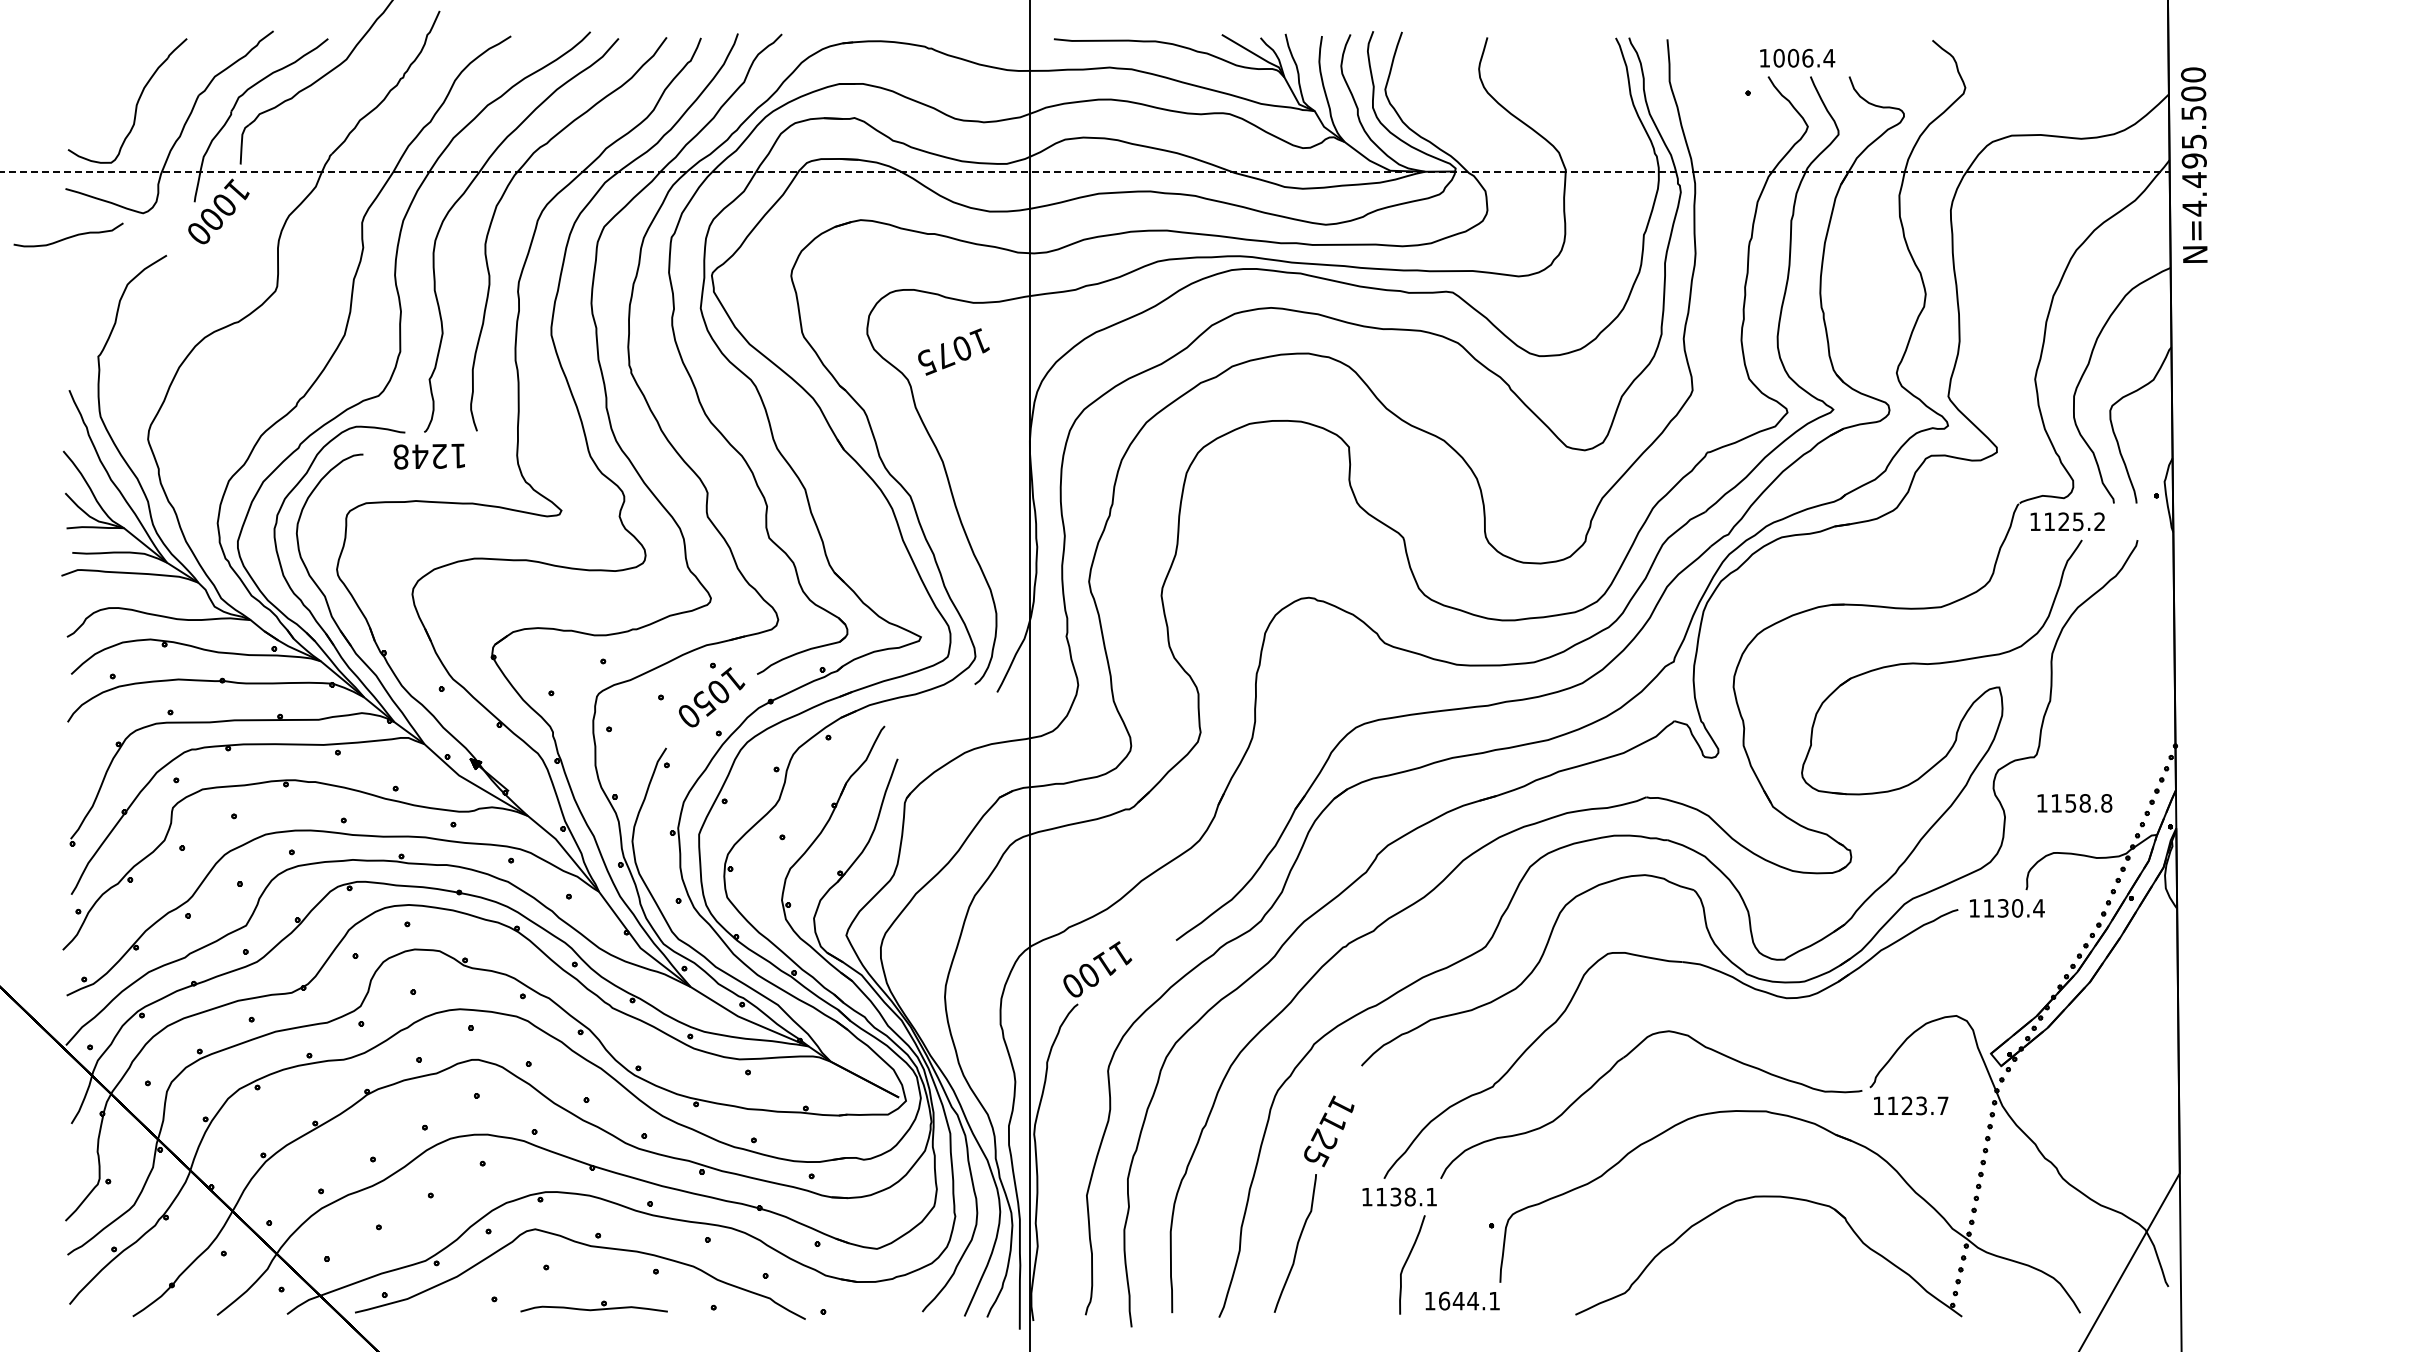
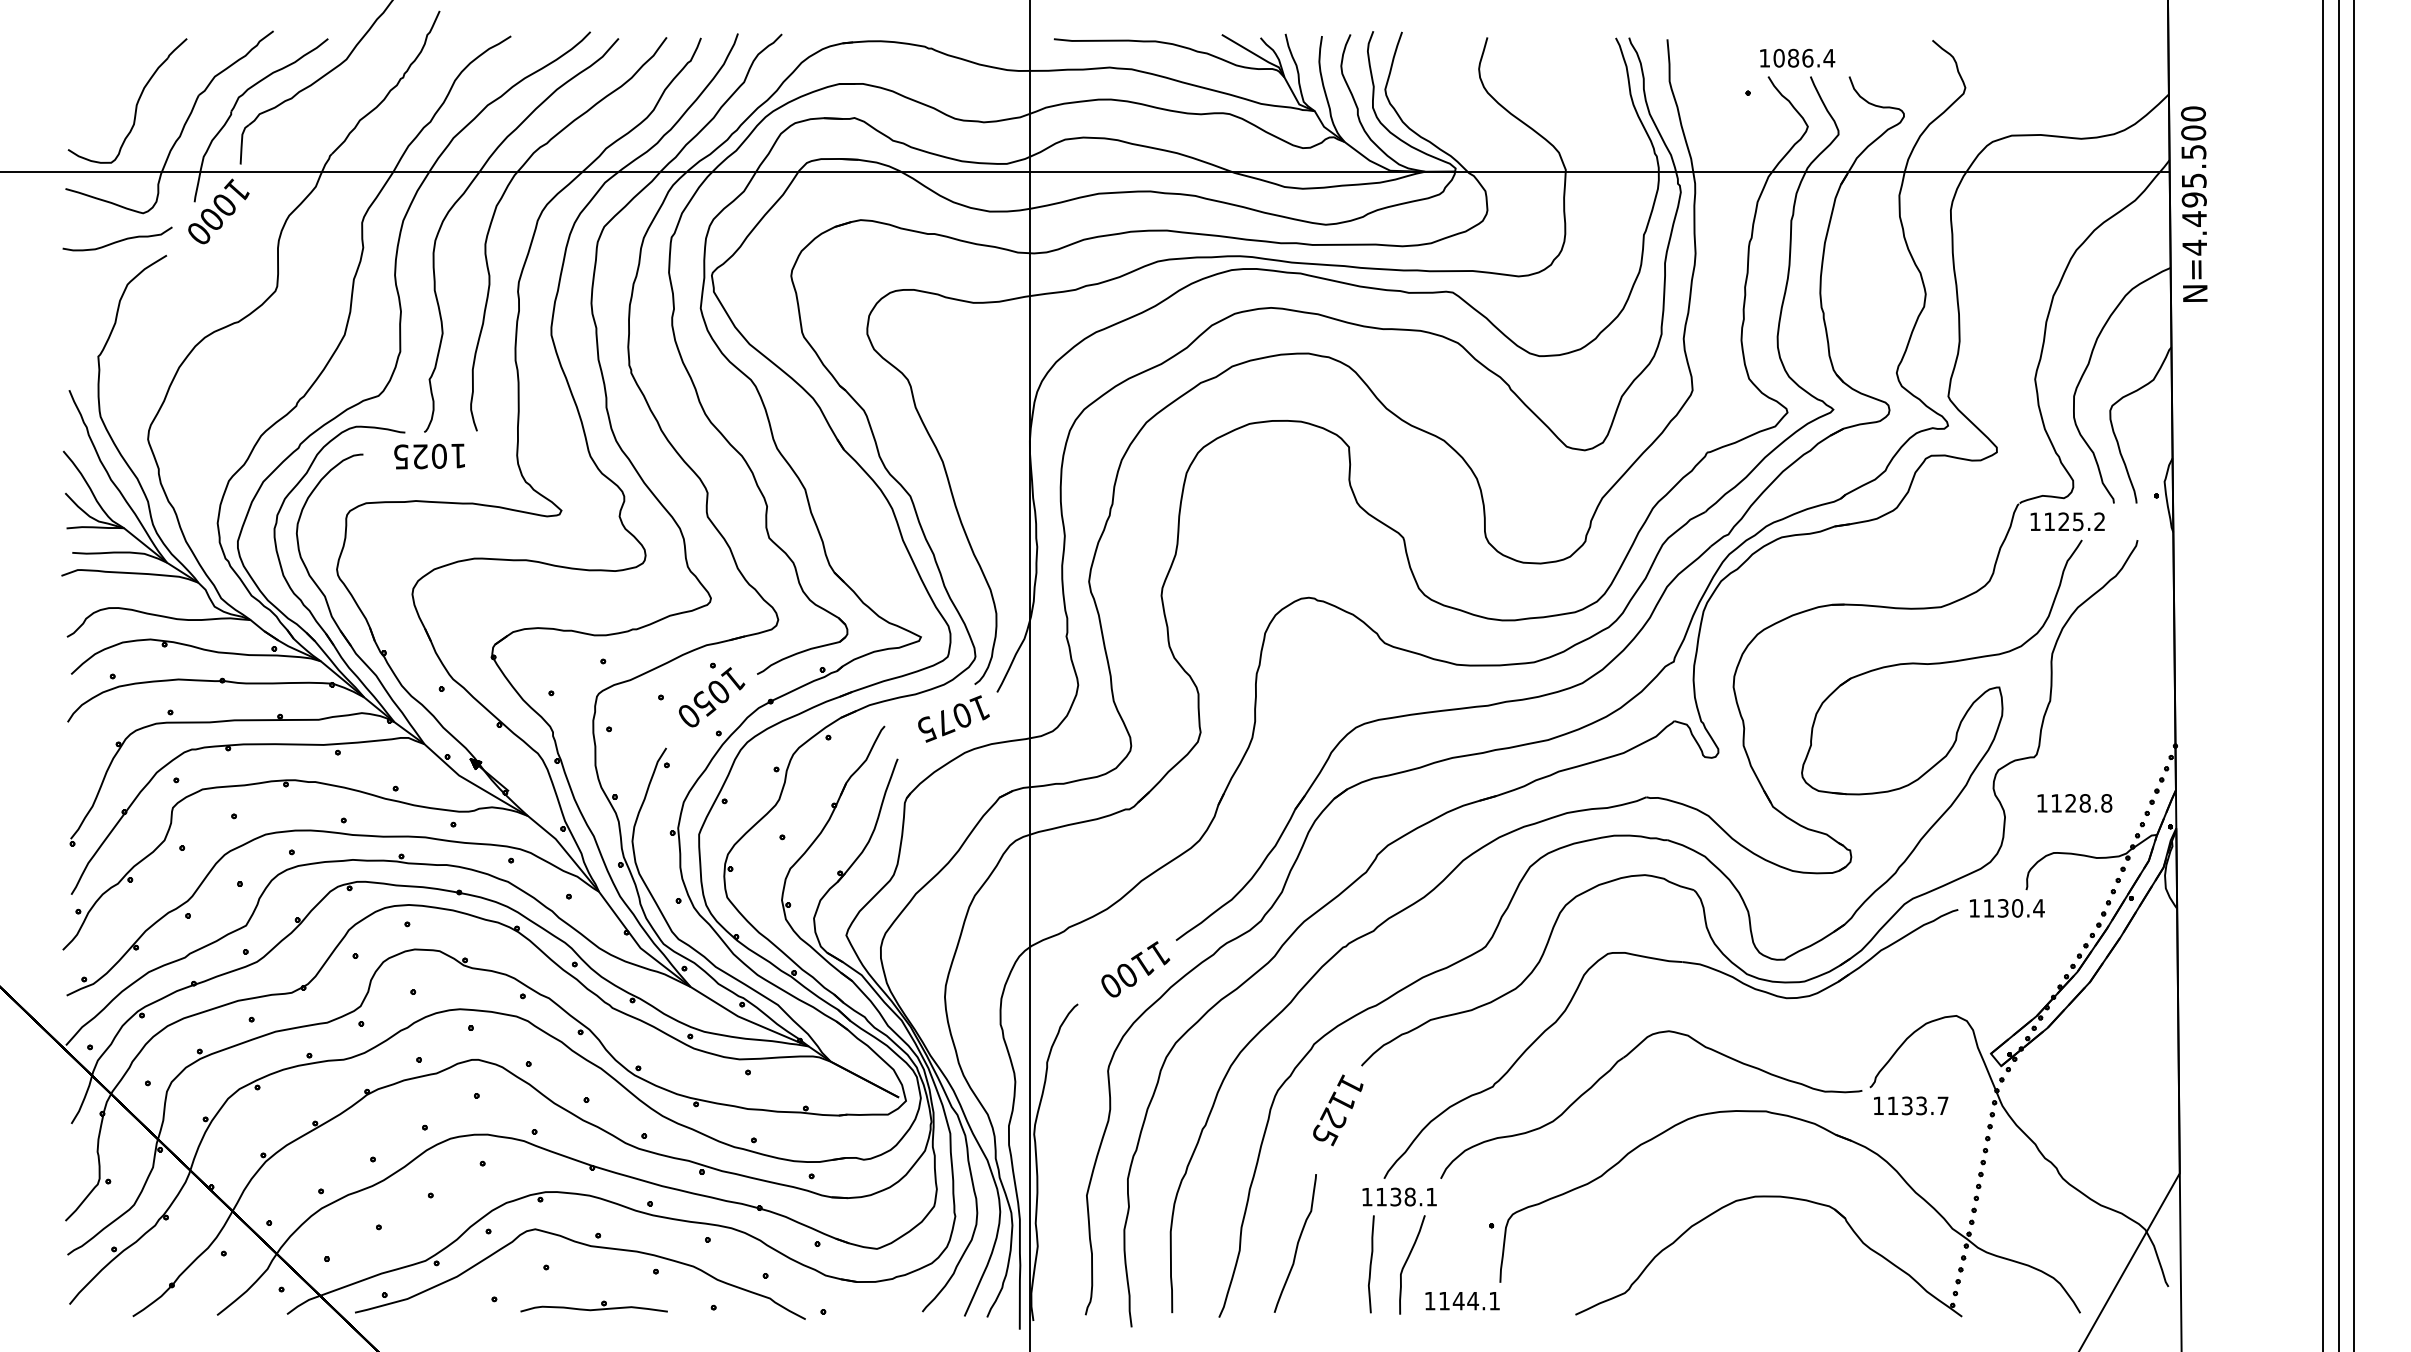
text: 1006.4 -> 1086.4 (1793, 58)
text position: (2194, 164) -> (2194, 203) (2194, 203)
line: dashed -> solid (1085, 171)
curve position: (68, 236) -> (117, 240) (117, 240)
text position: (953, 351) -> (953, 718) (953, 718)
text: 1248 -> 1025 (419, 456)
line: none -> present (2323, 675)
line: none -> present (2338, 675)
line: none -> present (2353, 675)
text: 1158.8 -> 1128.8 (2070, 803)
text position: (1097, 969) -> (1135, 969) (1135, 969)
text: 1123.7 -> 1133.7 (1906, 1105)
text position: (1329, 1131) -> (1338, 1110) (1338, 1110)
curve: none -> present (1371, 1264)
text: 1644.1 -> 1144.1 (1444, 1300)
